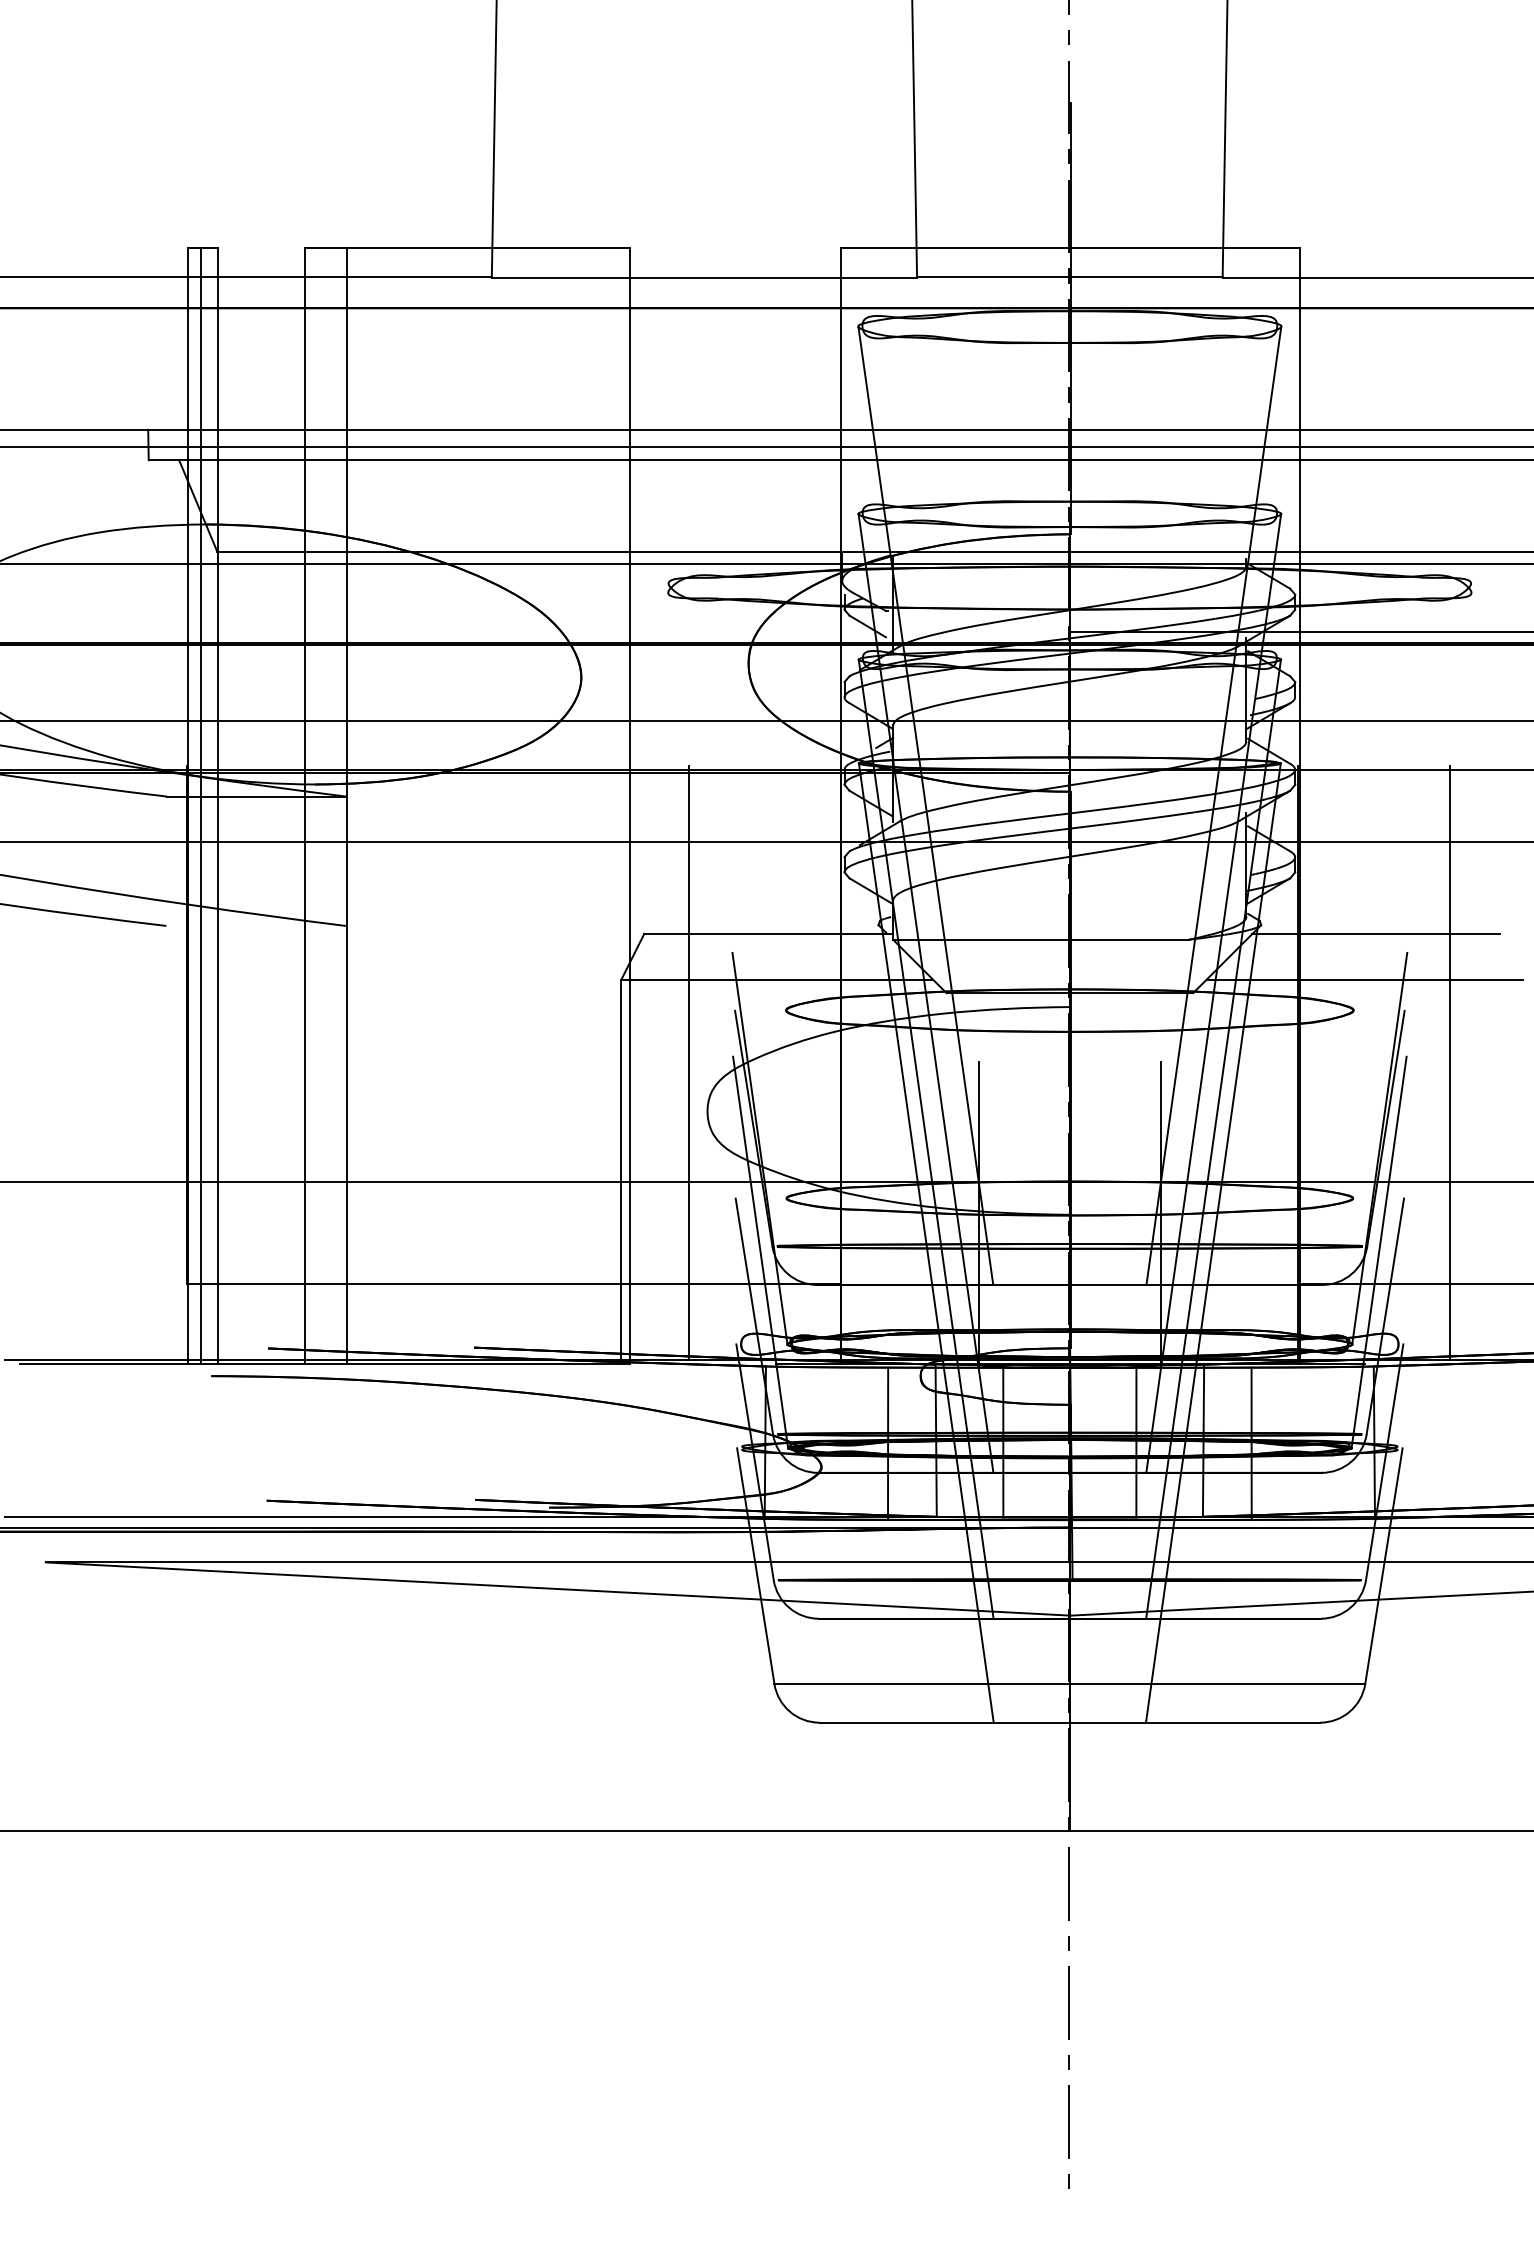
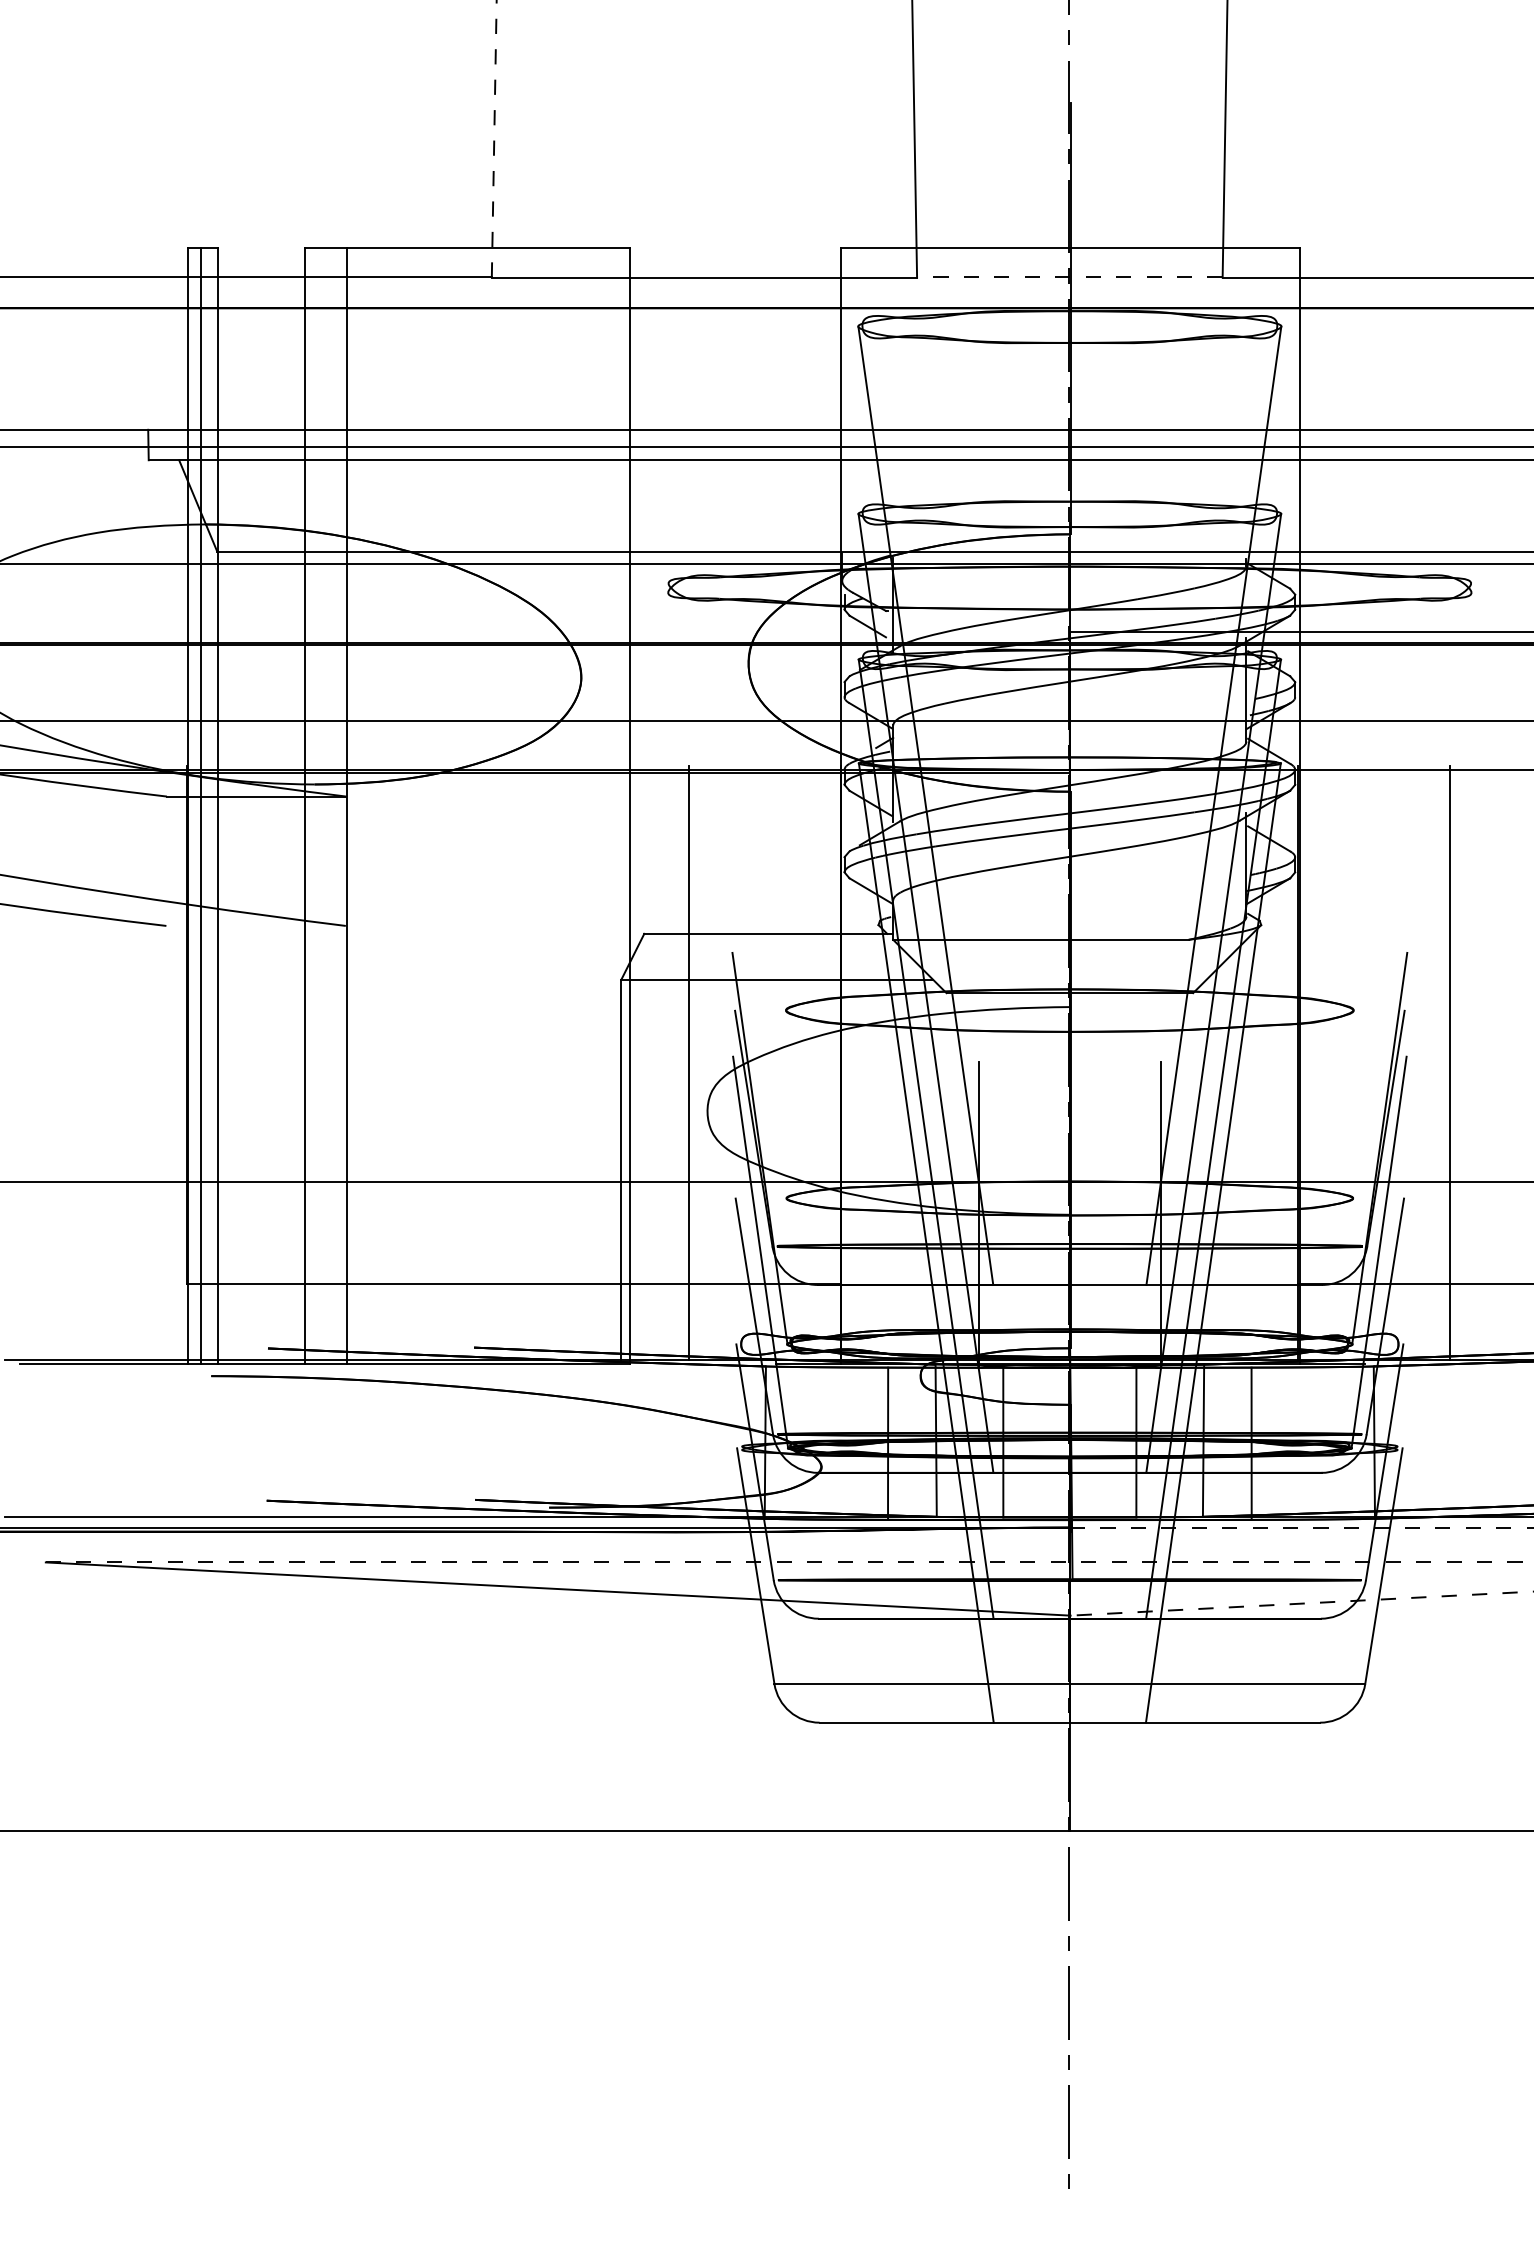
line: solid -> dashed (494, 138)
line: solid -> dashed (1069, 277)
line: present -> none (766, 841)
line: present -> none (1375, 933)
line: present -> none (1364, 979)
line: solid -> dashed (1301, 1527)
line: solid -> dashed (789, 1562)
line: solid -> dashed (1302, 1603)
